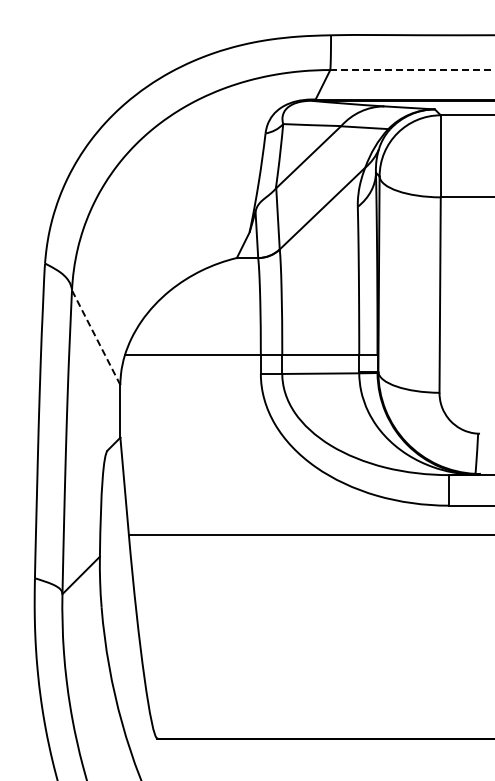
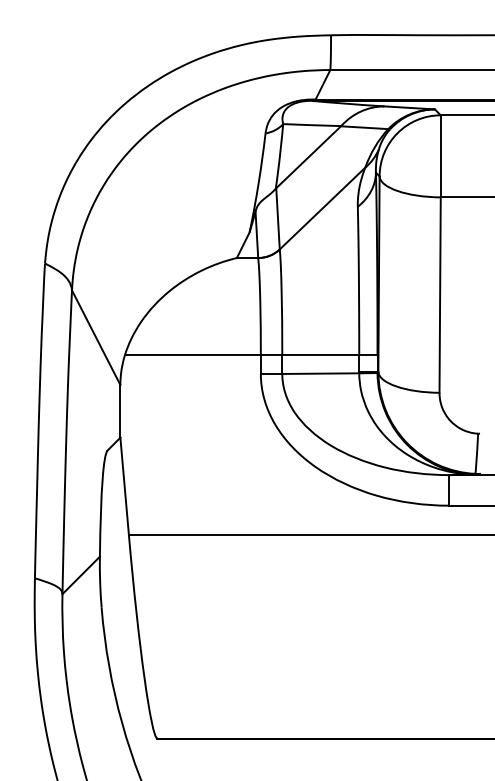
line: dashed -> solid (412, 70)
line: dashed -> solid (95, 337)
